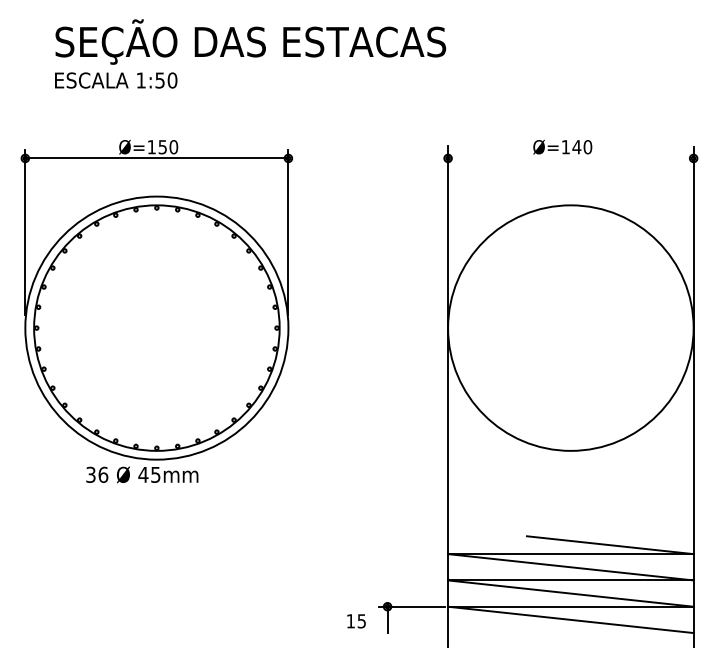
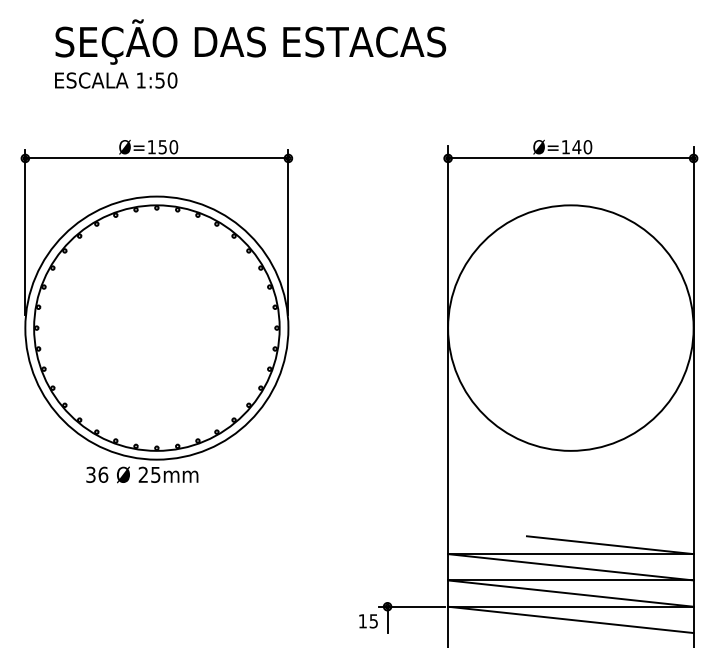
line: none -> present (570, 158)
text: 45mm -> 25mm (143, 474)
text position: (356, 621) -> (368, 621) (368, 621)
